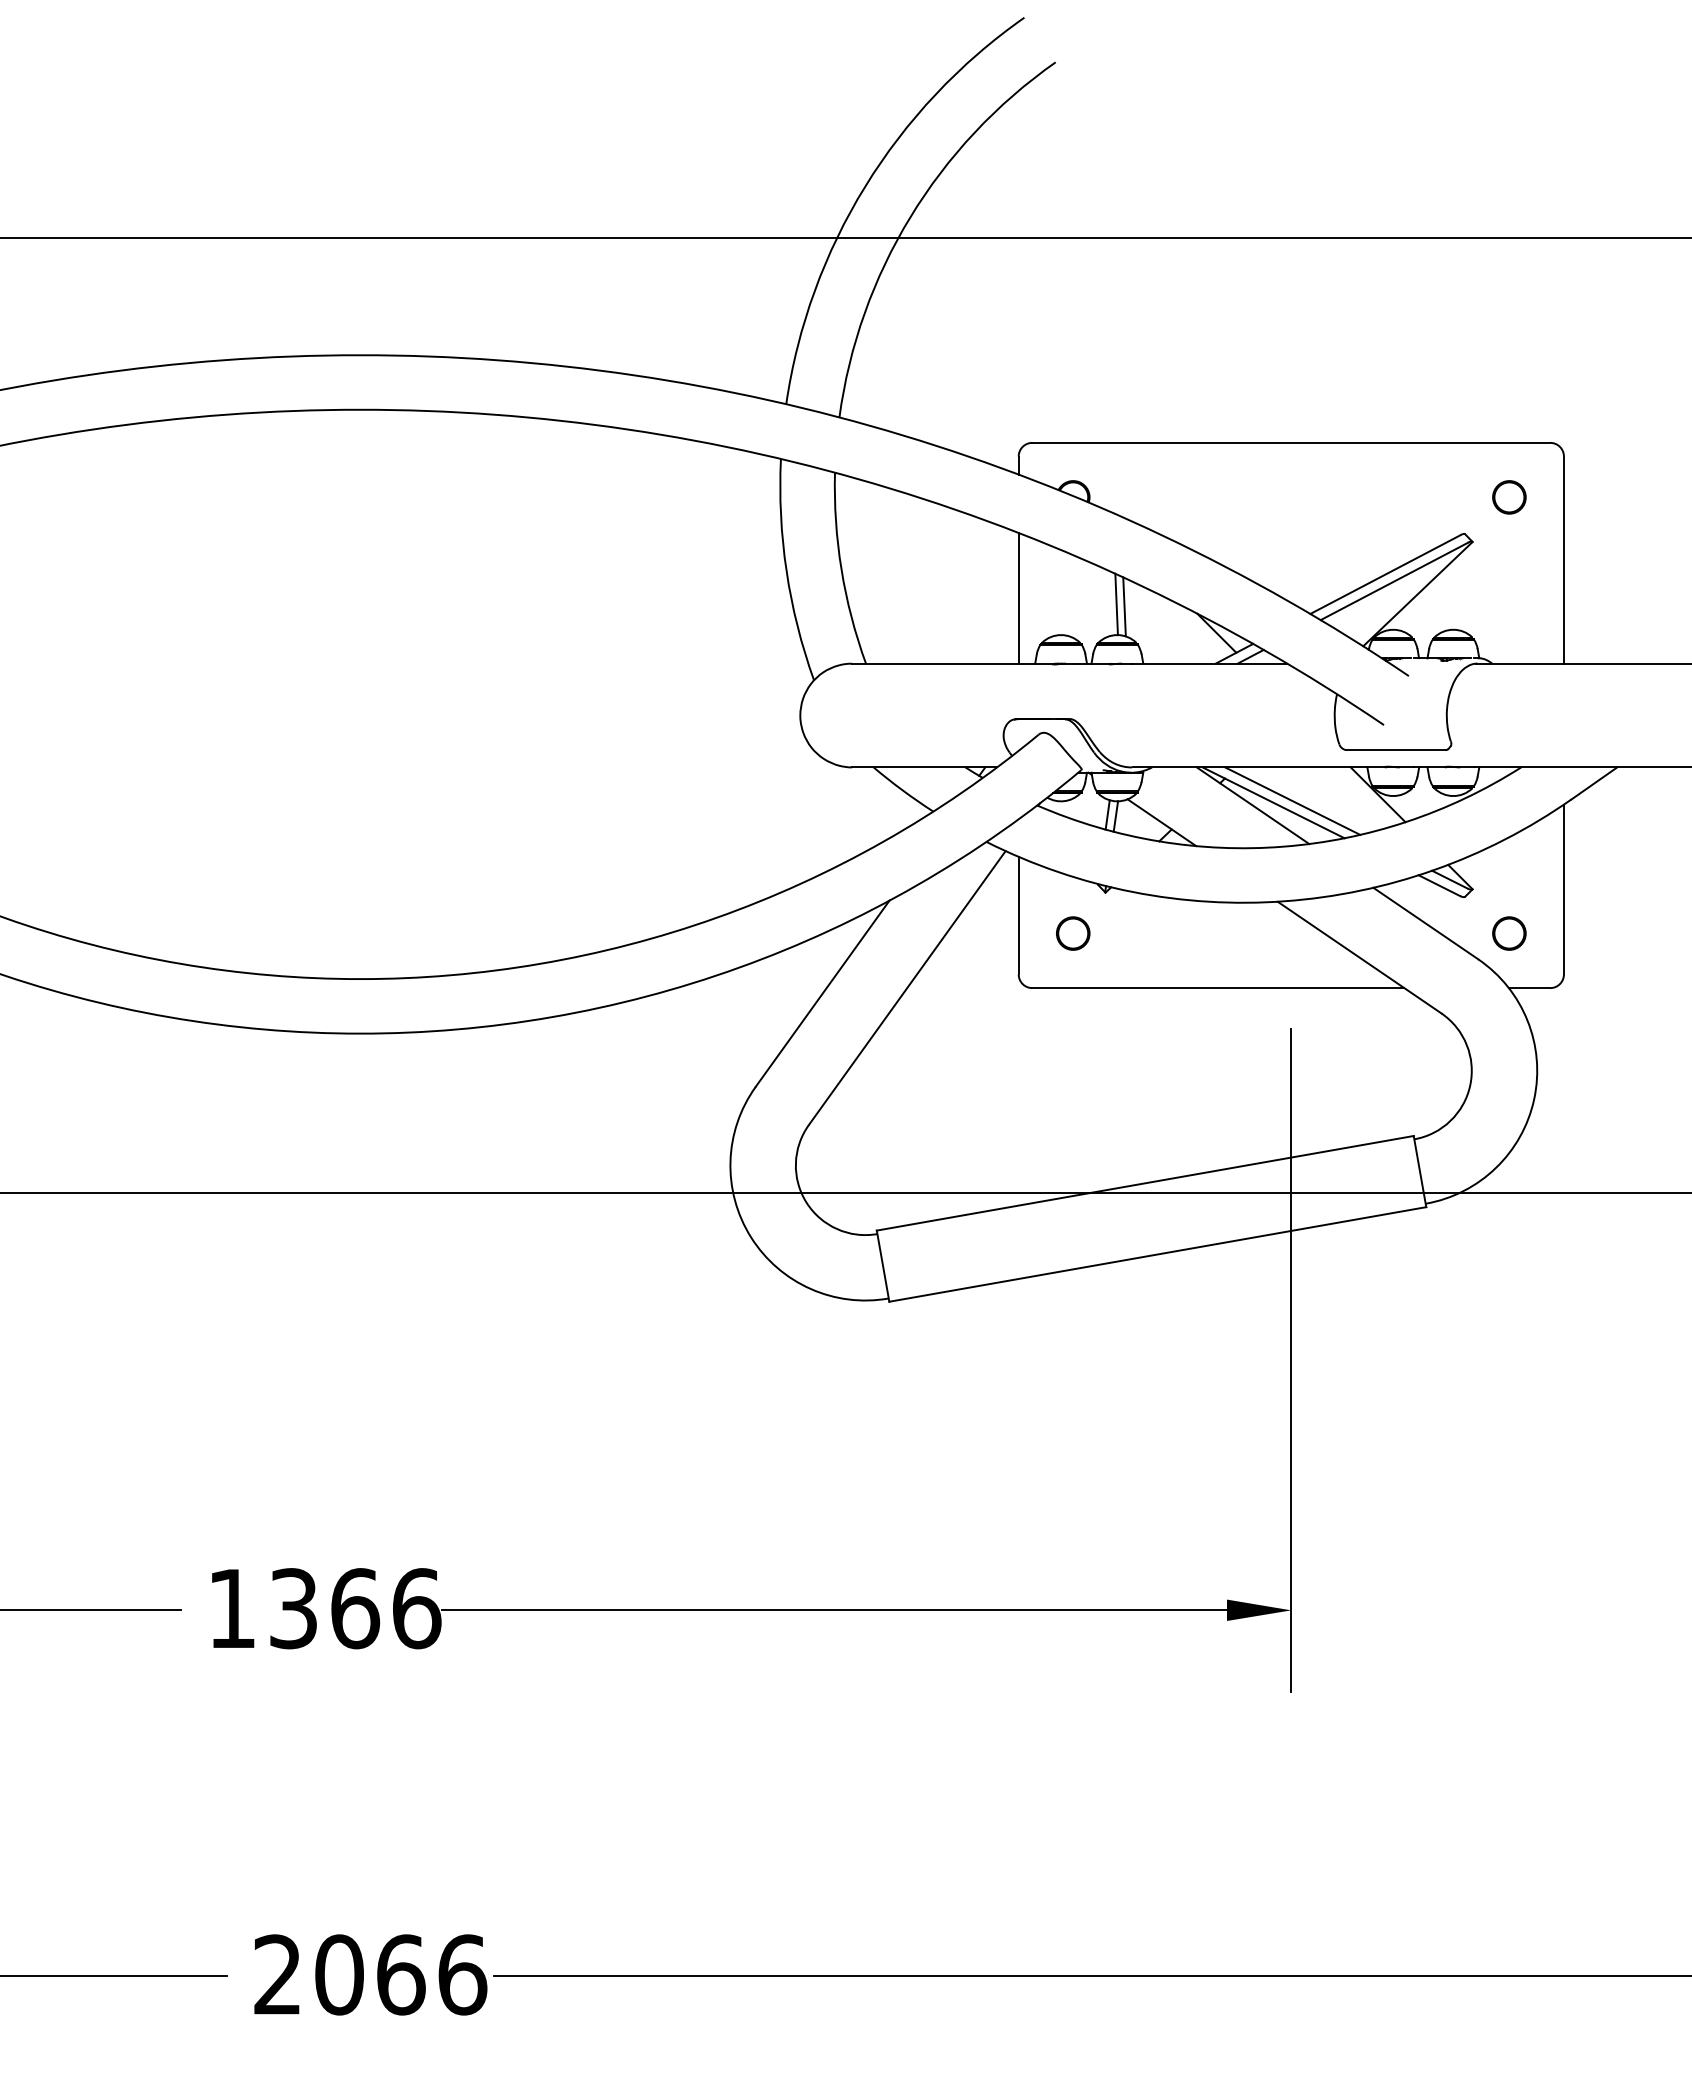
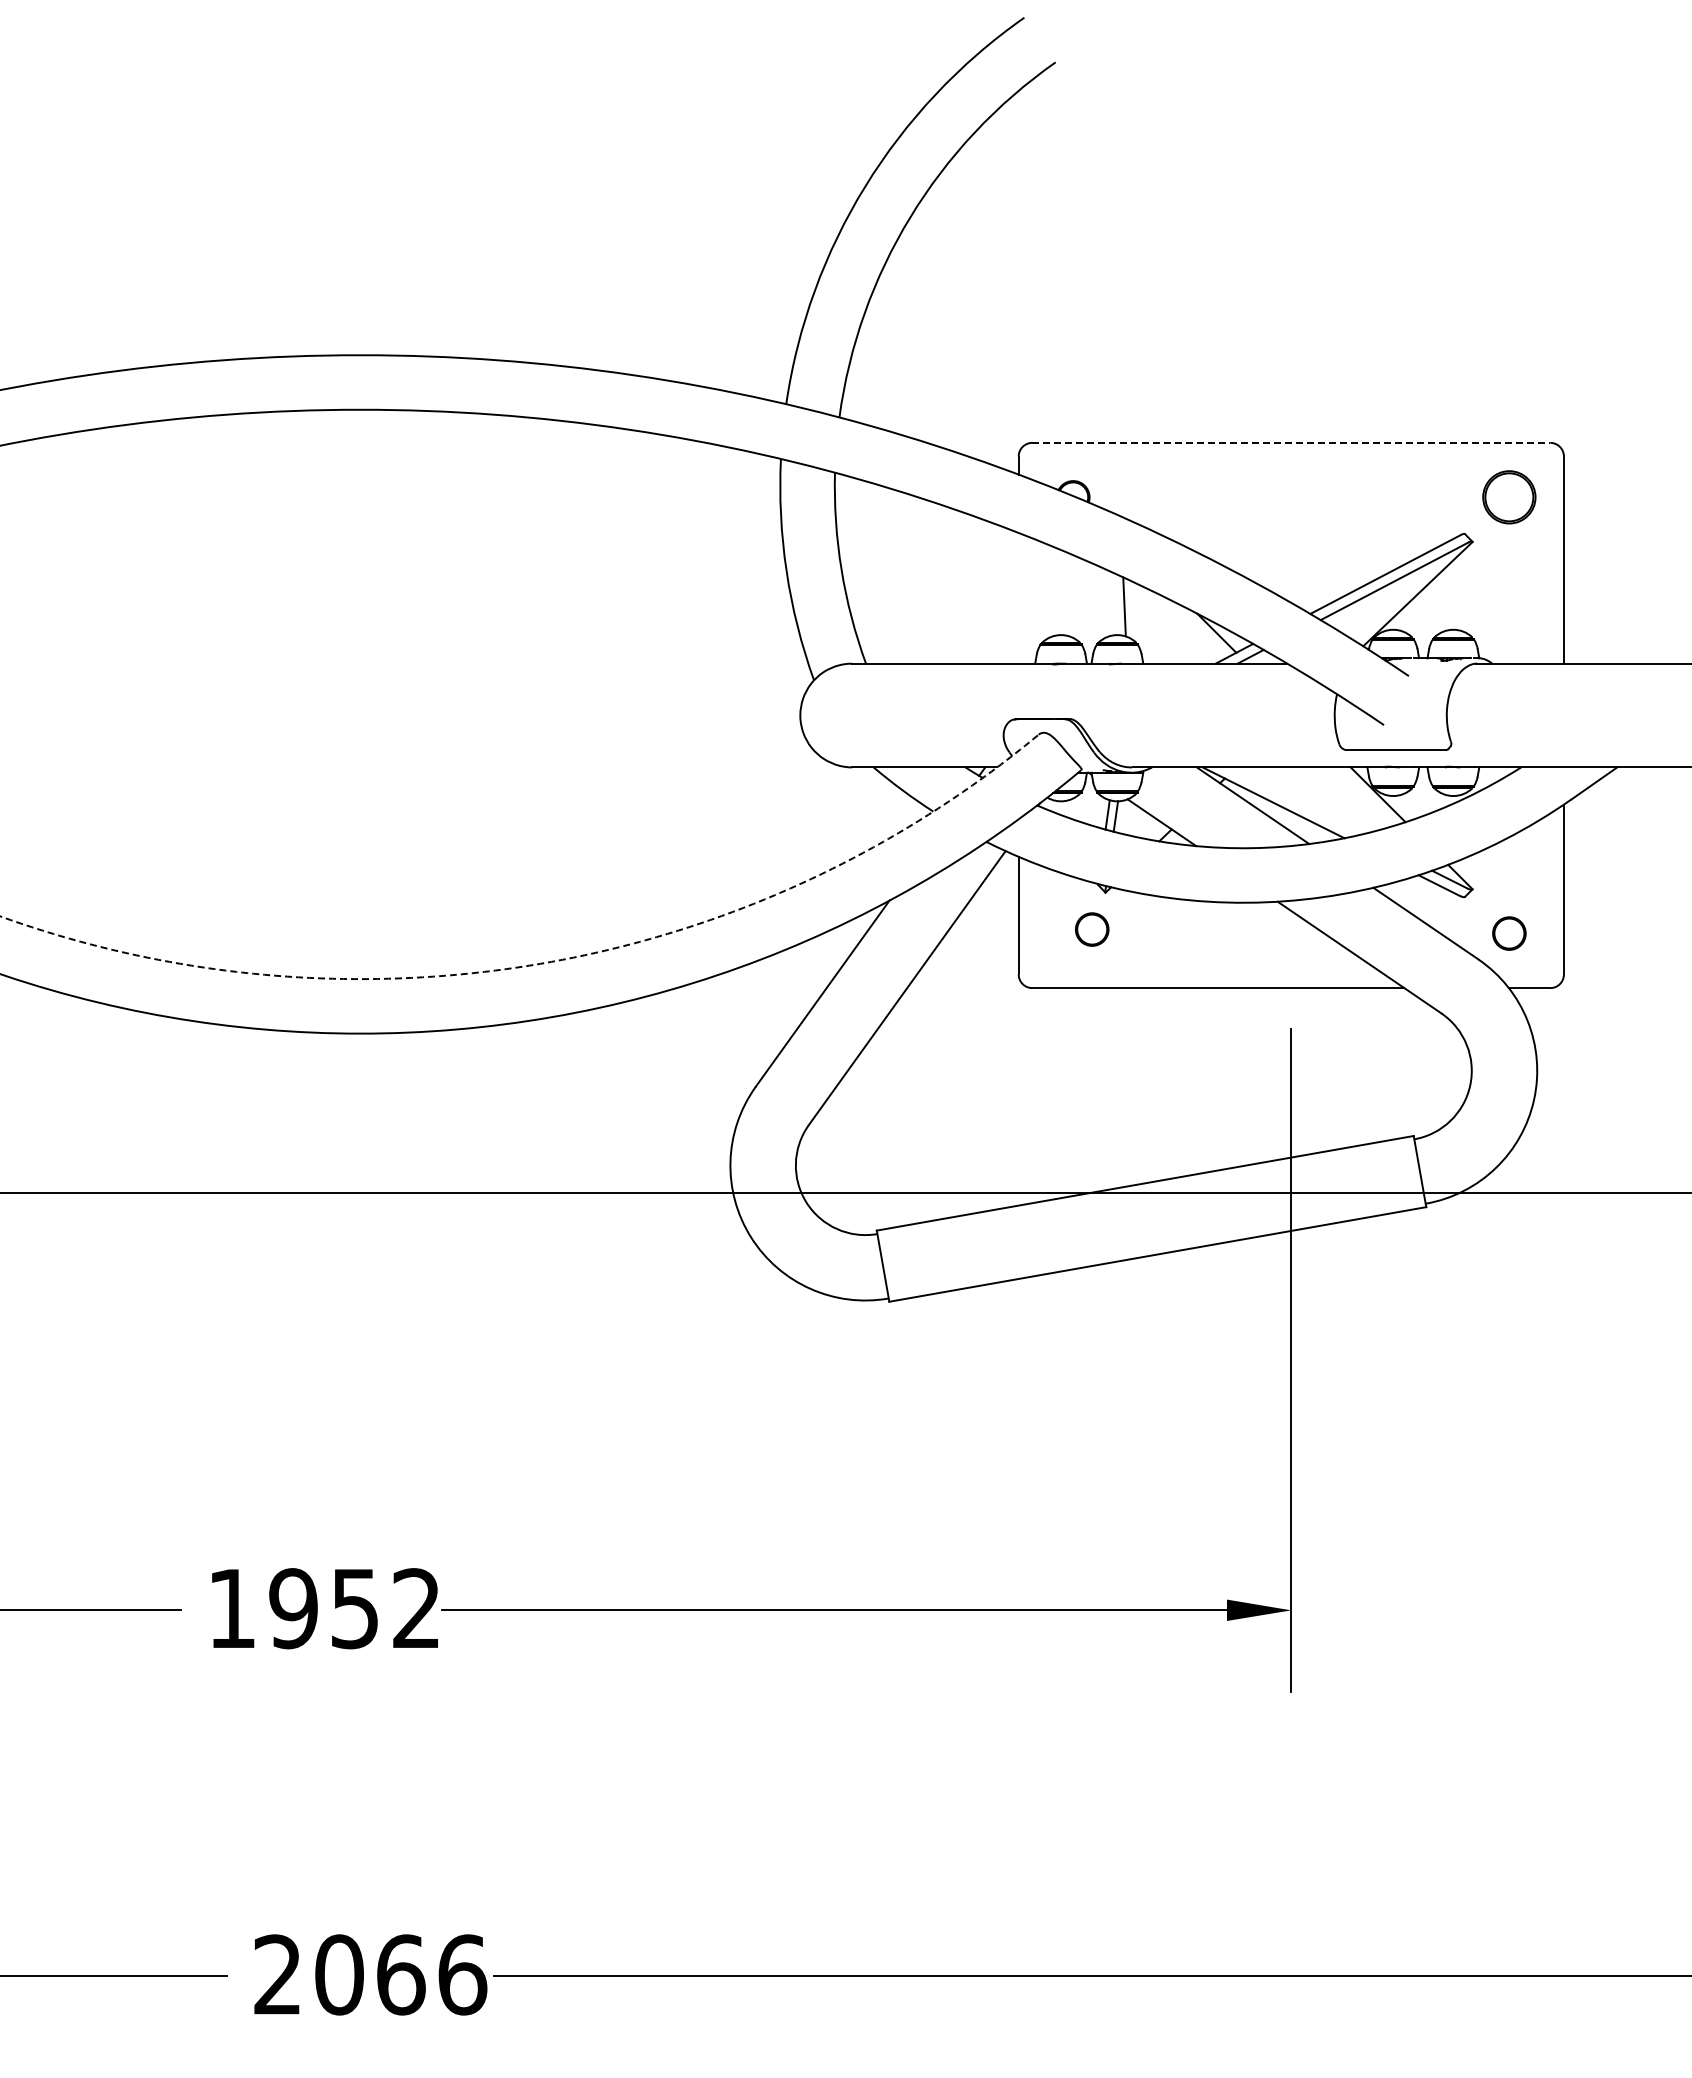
line: present -> none (845, 238)
line: solid -> dashed (1291, 442)
circle size: 35x35 px -> 55x55 px (1509, 497)
line: present -> none (1018, 597)
line: present -> none (1116, 604)
line: present -> none (1292, 800)
circle position: (1073, 933) -> (1092, 929) (1092, 929)
arc: solid -> dashed (543, 963)
text: 1366 -> 1952 (355, 1608)
